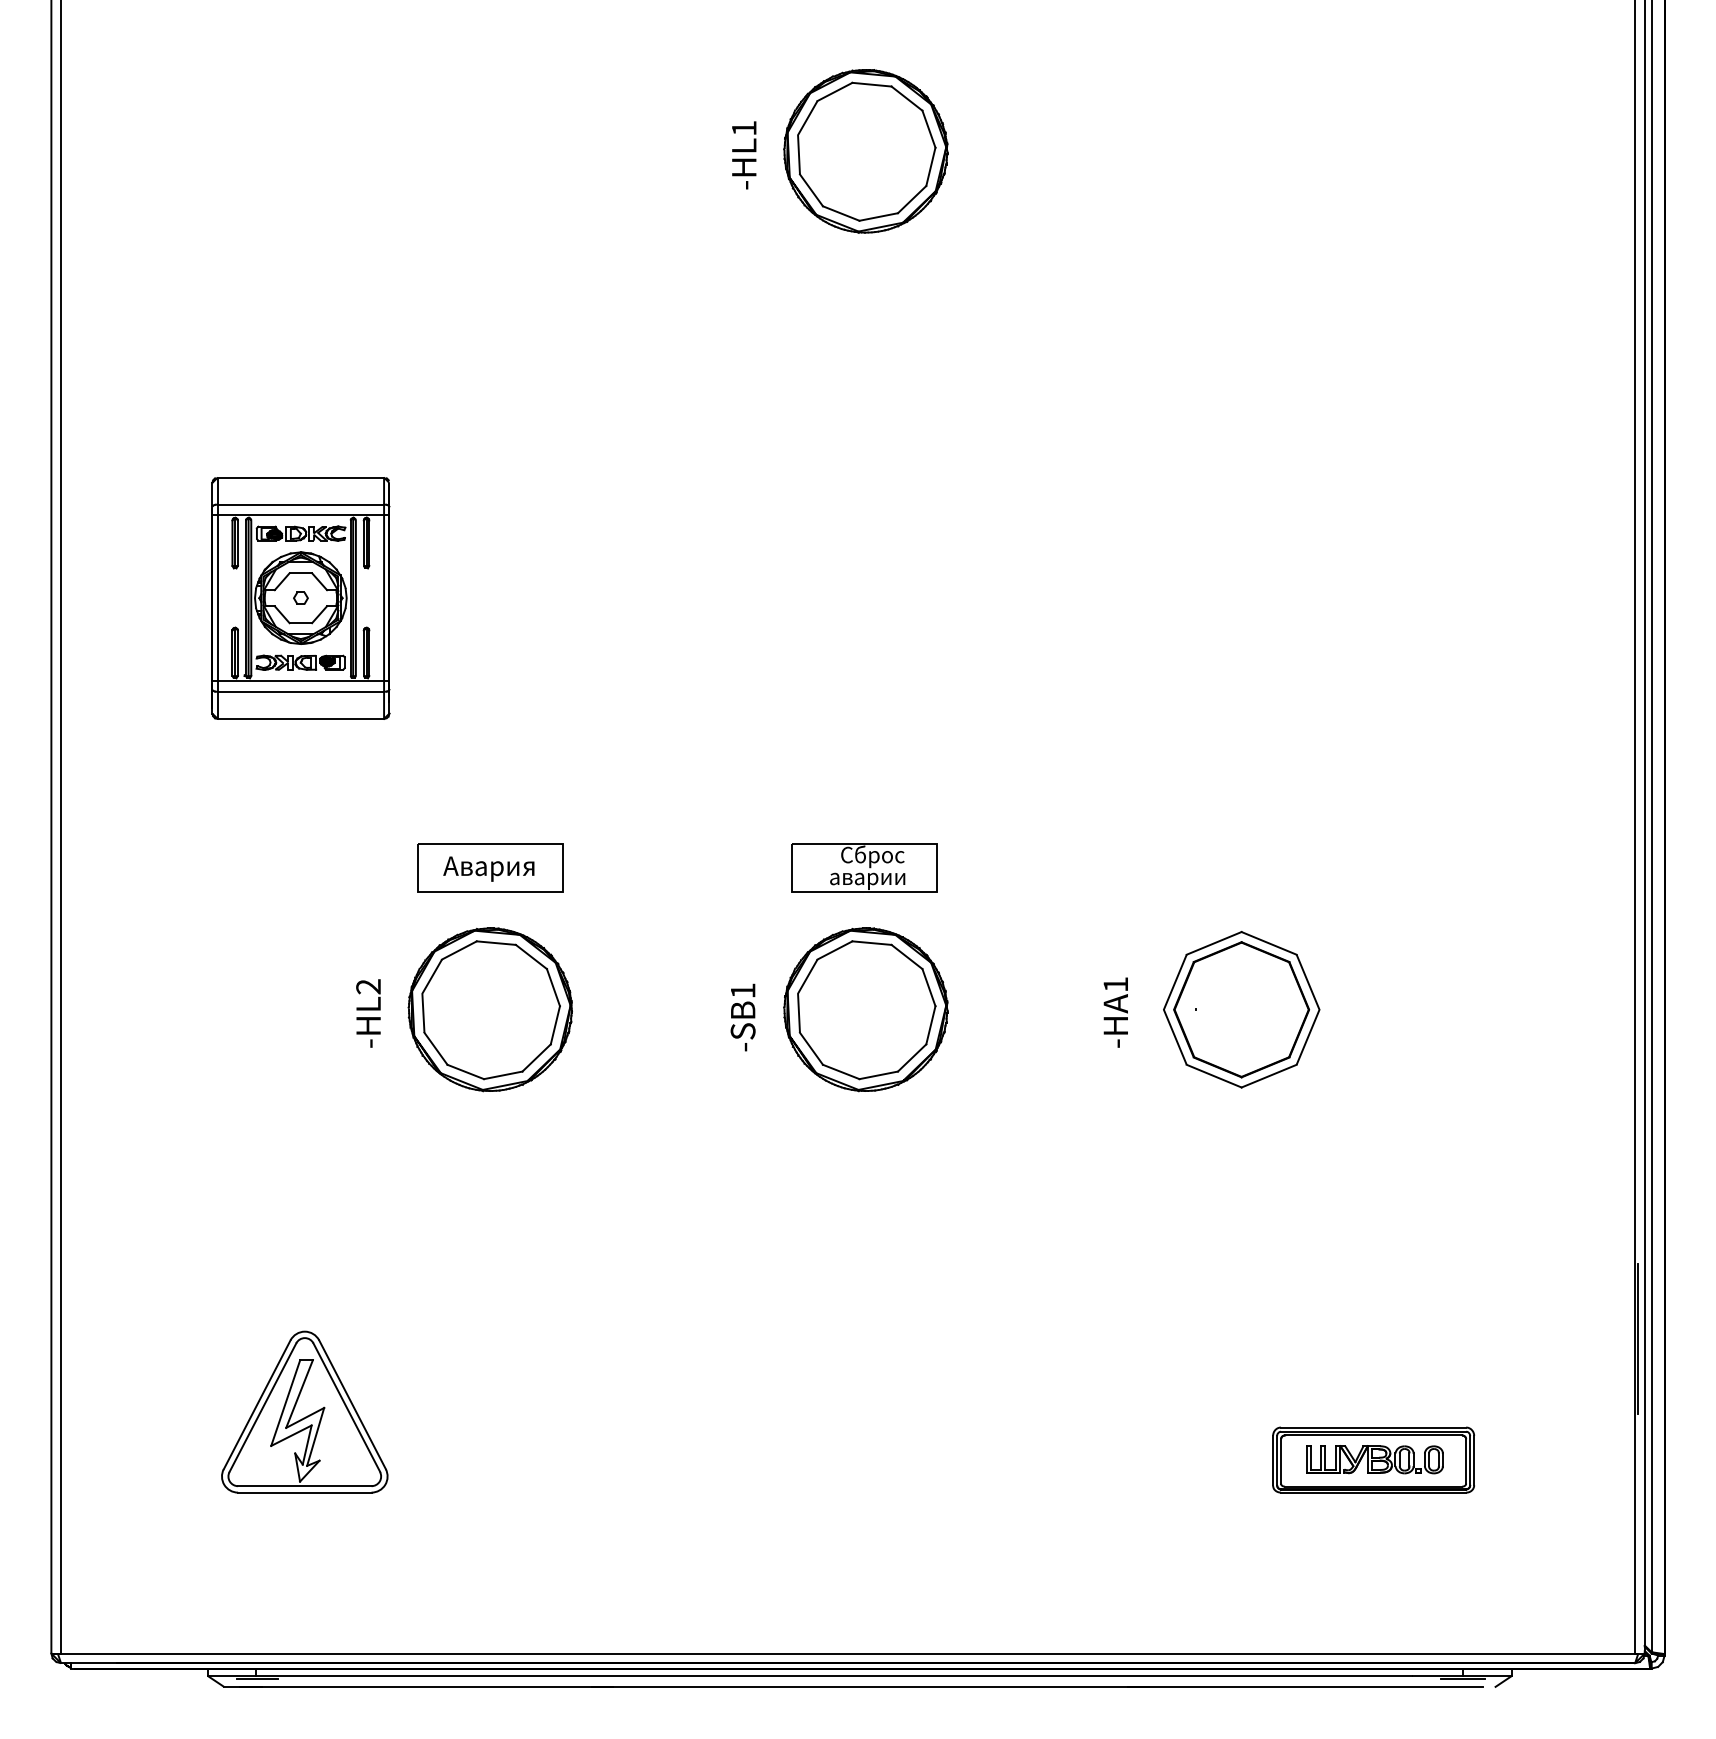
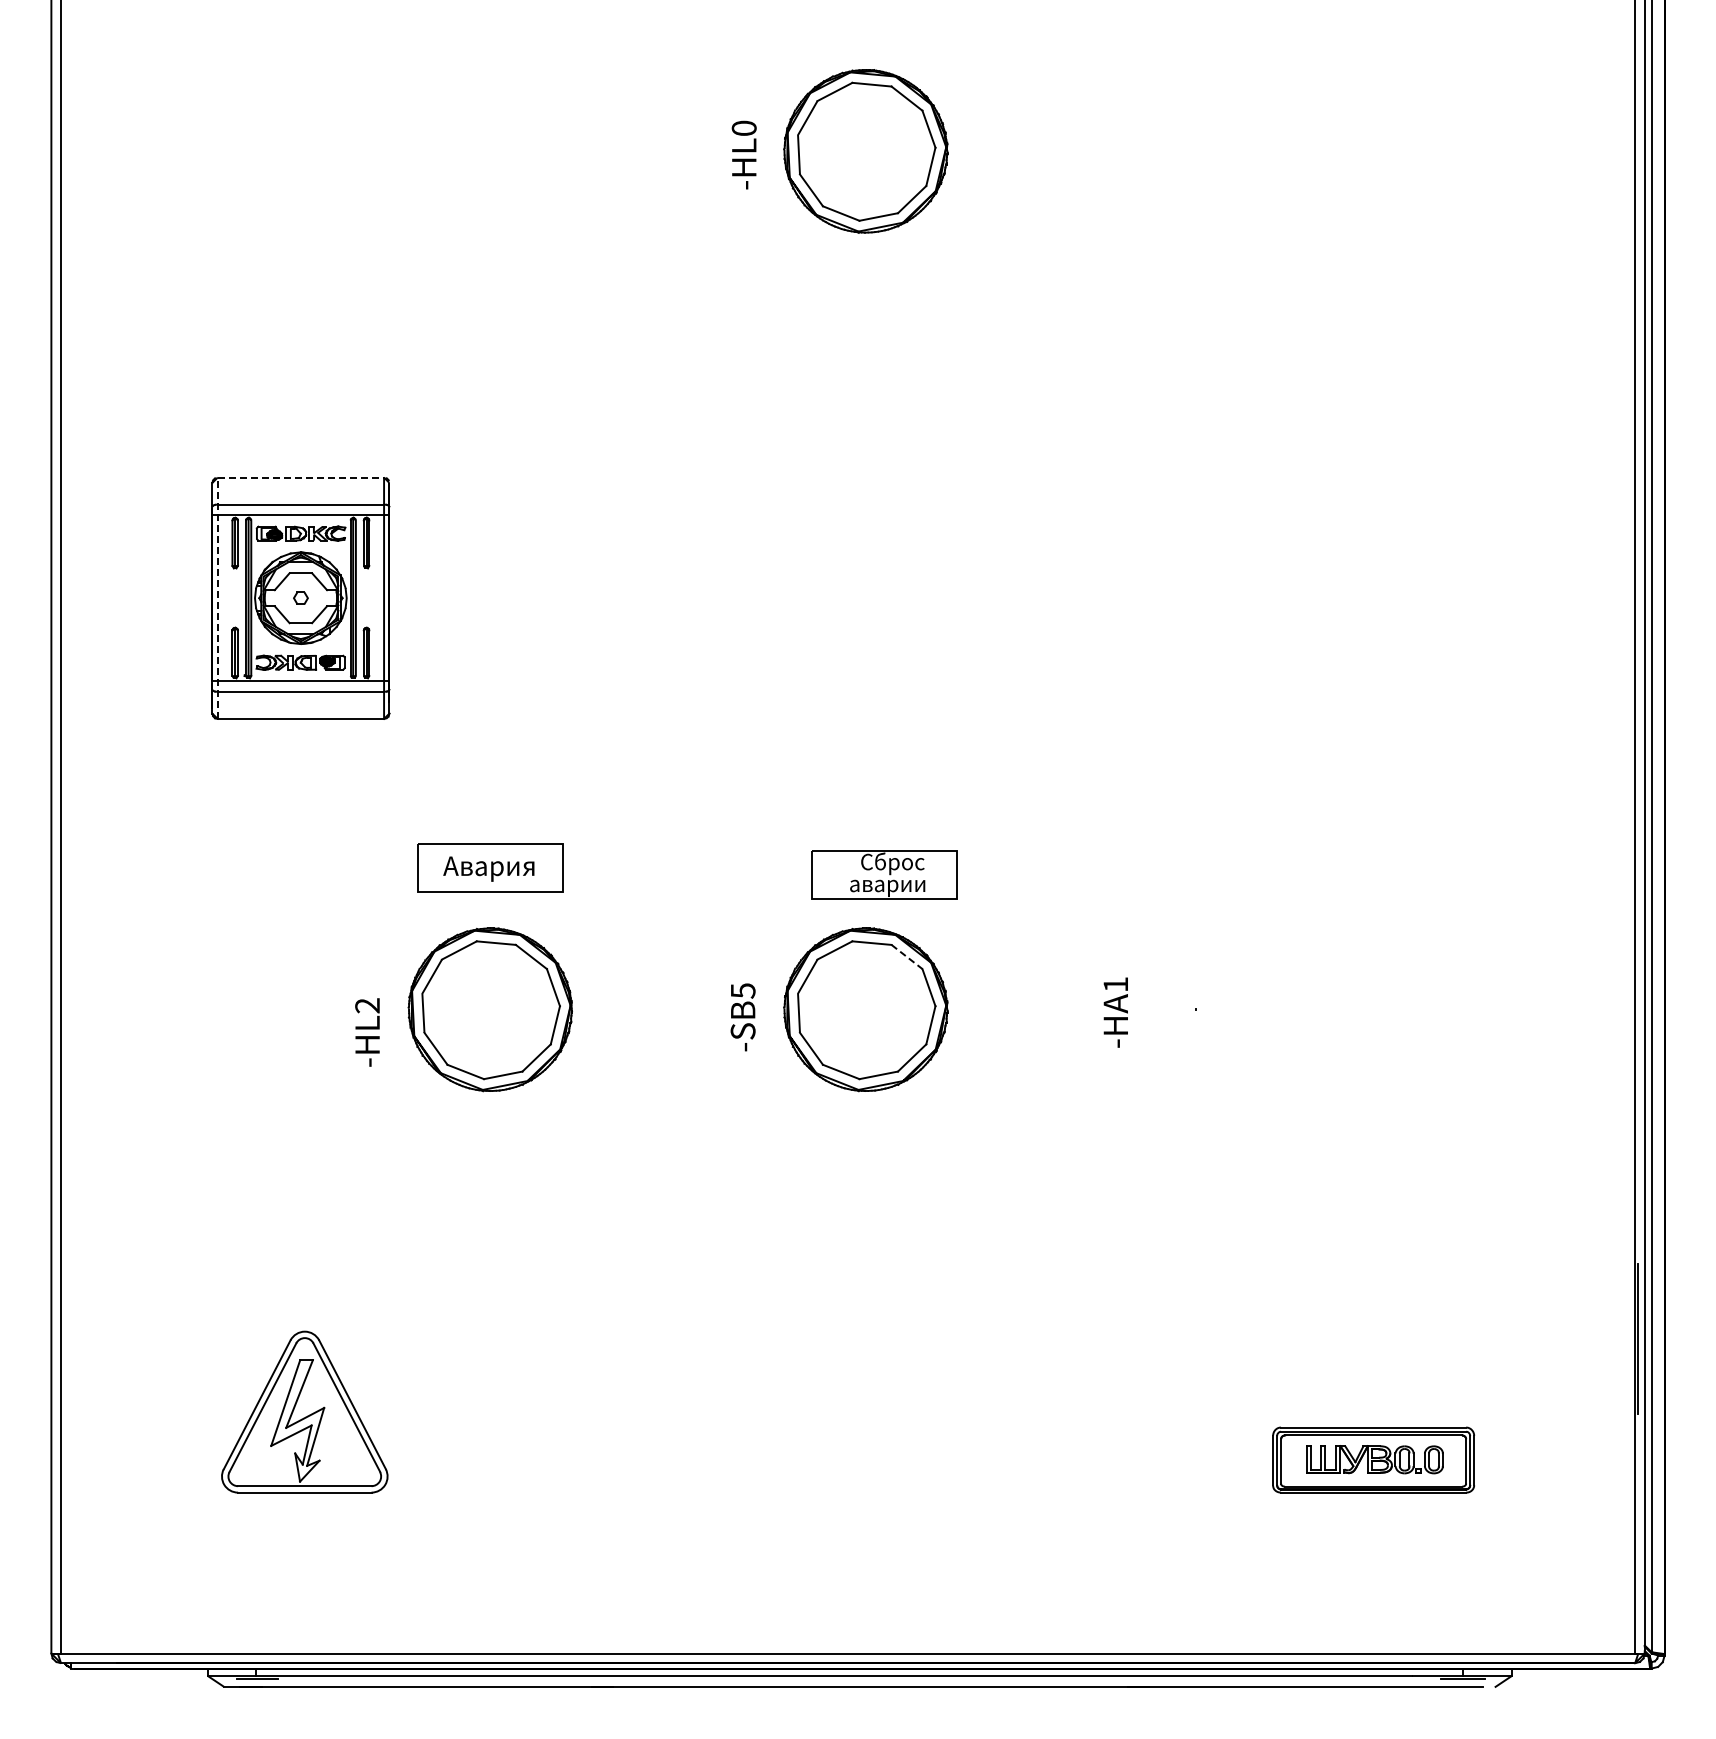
text: -HL1 -> -HL0 (743, 127)
line: solid -> dashed (217, 514)
part position: (864, 867) -> (884, 874) (884, 874)
line: solid -> dashed (907, 956)
text: -SB1 -> -SB5 (743, 990)
part: present -> none (1241, 1009)
text position: (368, 1013) -> (367, 1032) (367, 1032)
